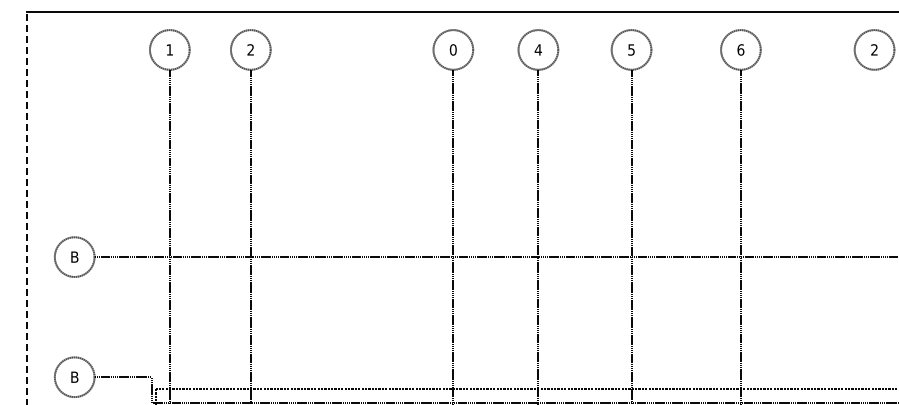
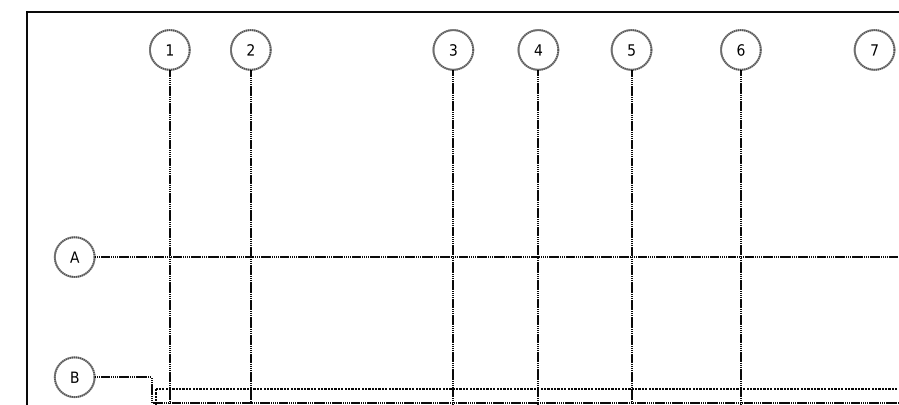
text: 0 -> 3 (452, 49)
text: 2 -> 7 (874, 49)
line: dashed -> solid (26, 208)
text: B -> A (74, 256)
